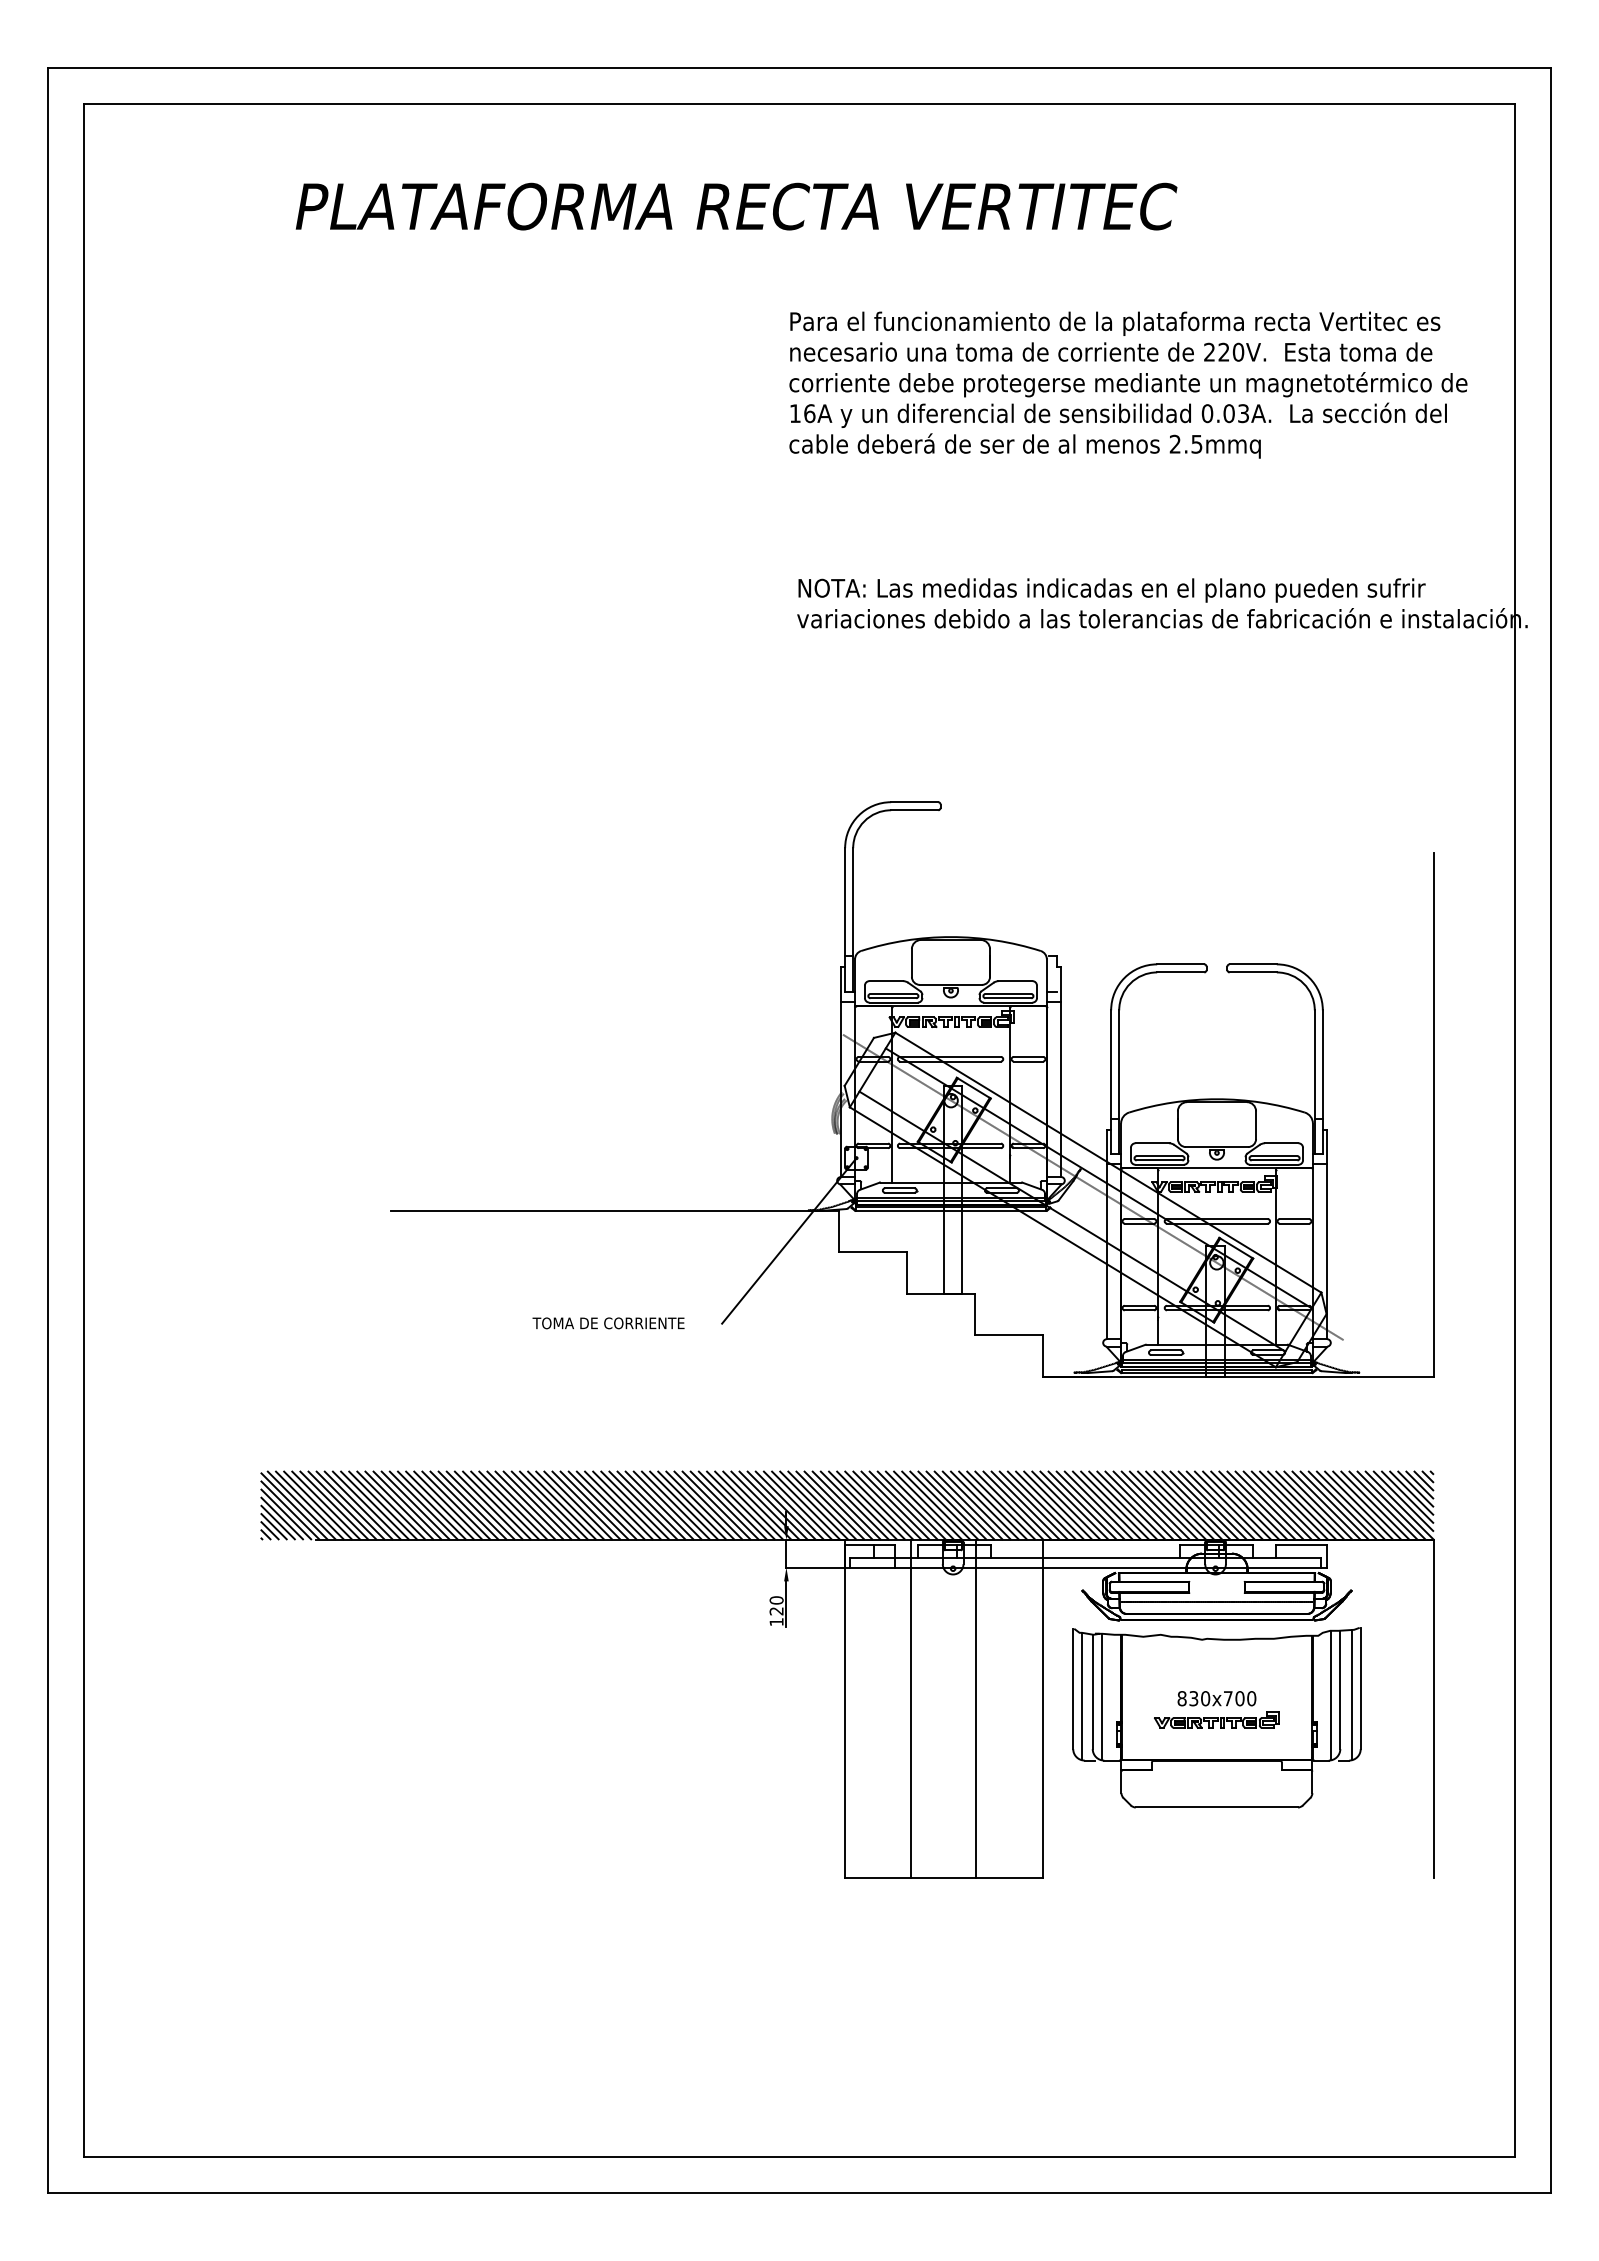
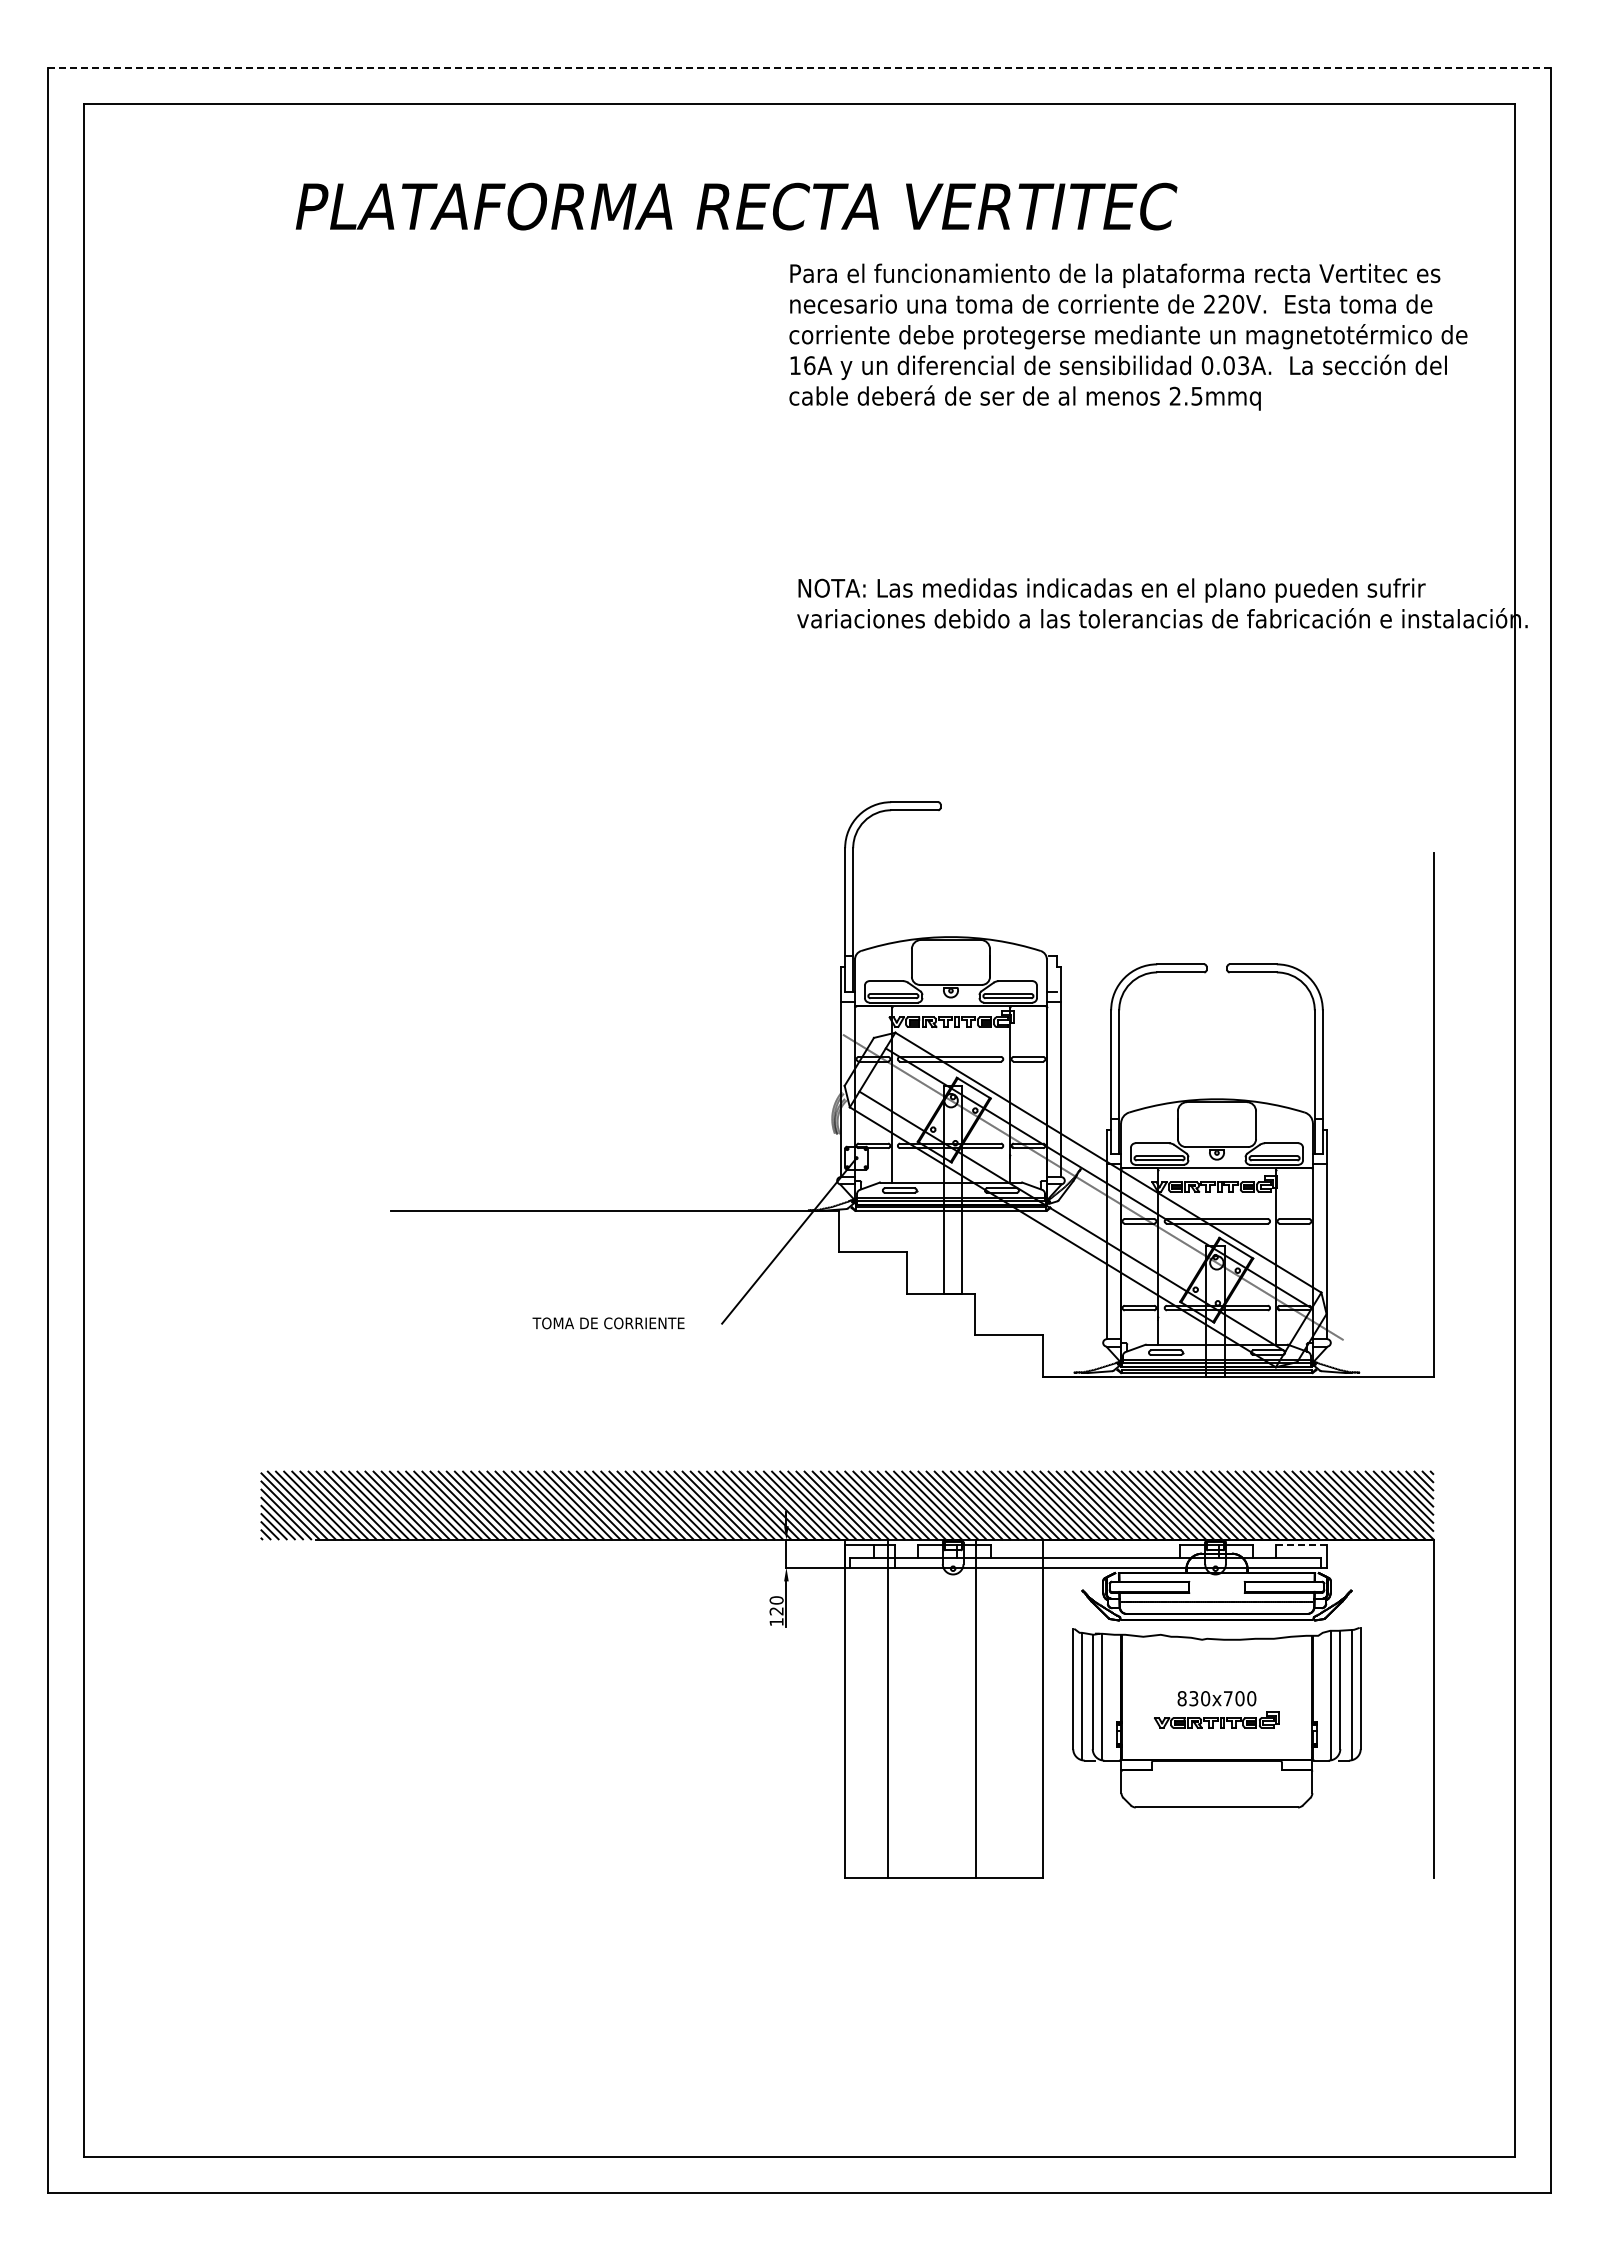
line: solid -> dashed (799, 67)
text position: (1128, 384) -> (1128, 336) (1128, 336)
line: solid -> dashed (1300, 1544)
line position: (910, 1708) -> (887, 1708) (887, 1708)
